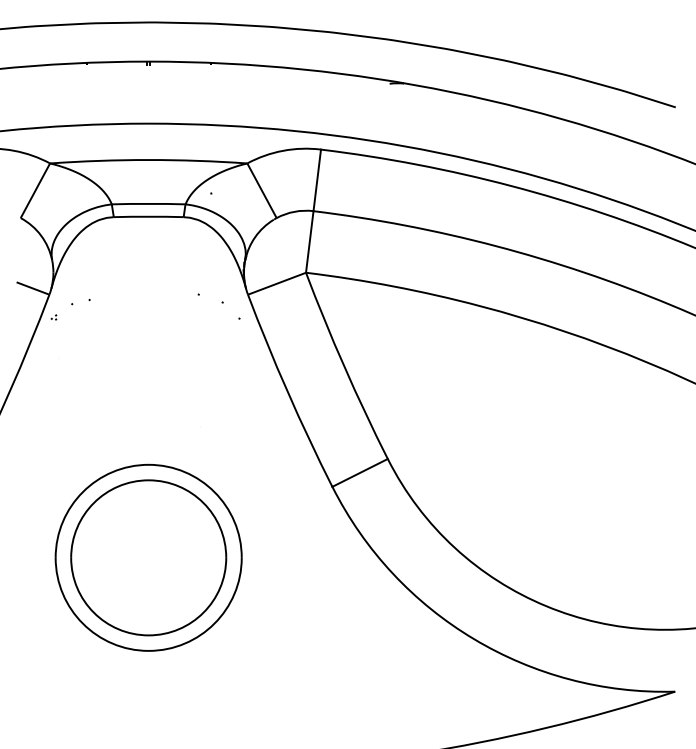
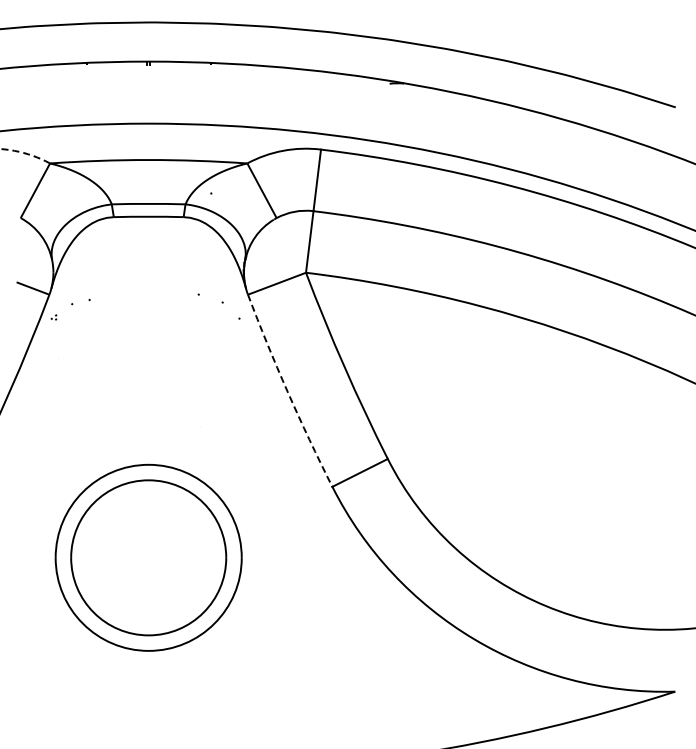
arc: solid -> dashed (25, 153)
arc: solid -> dashed (287, 391)
